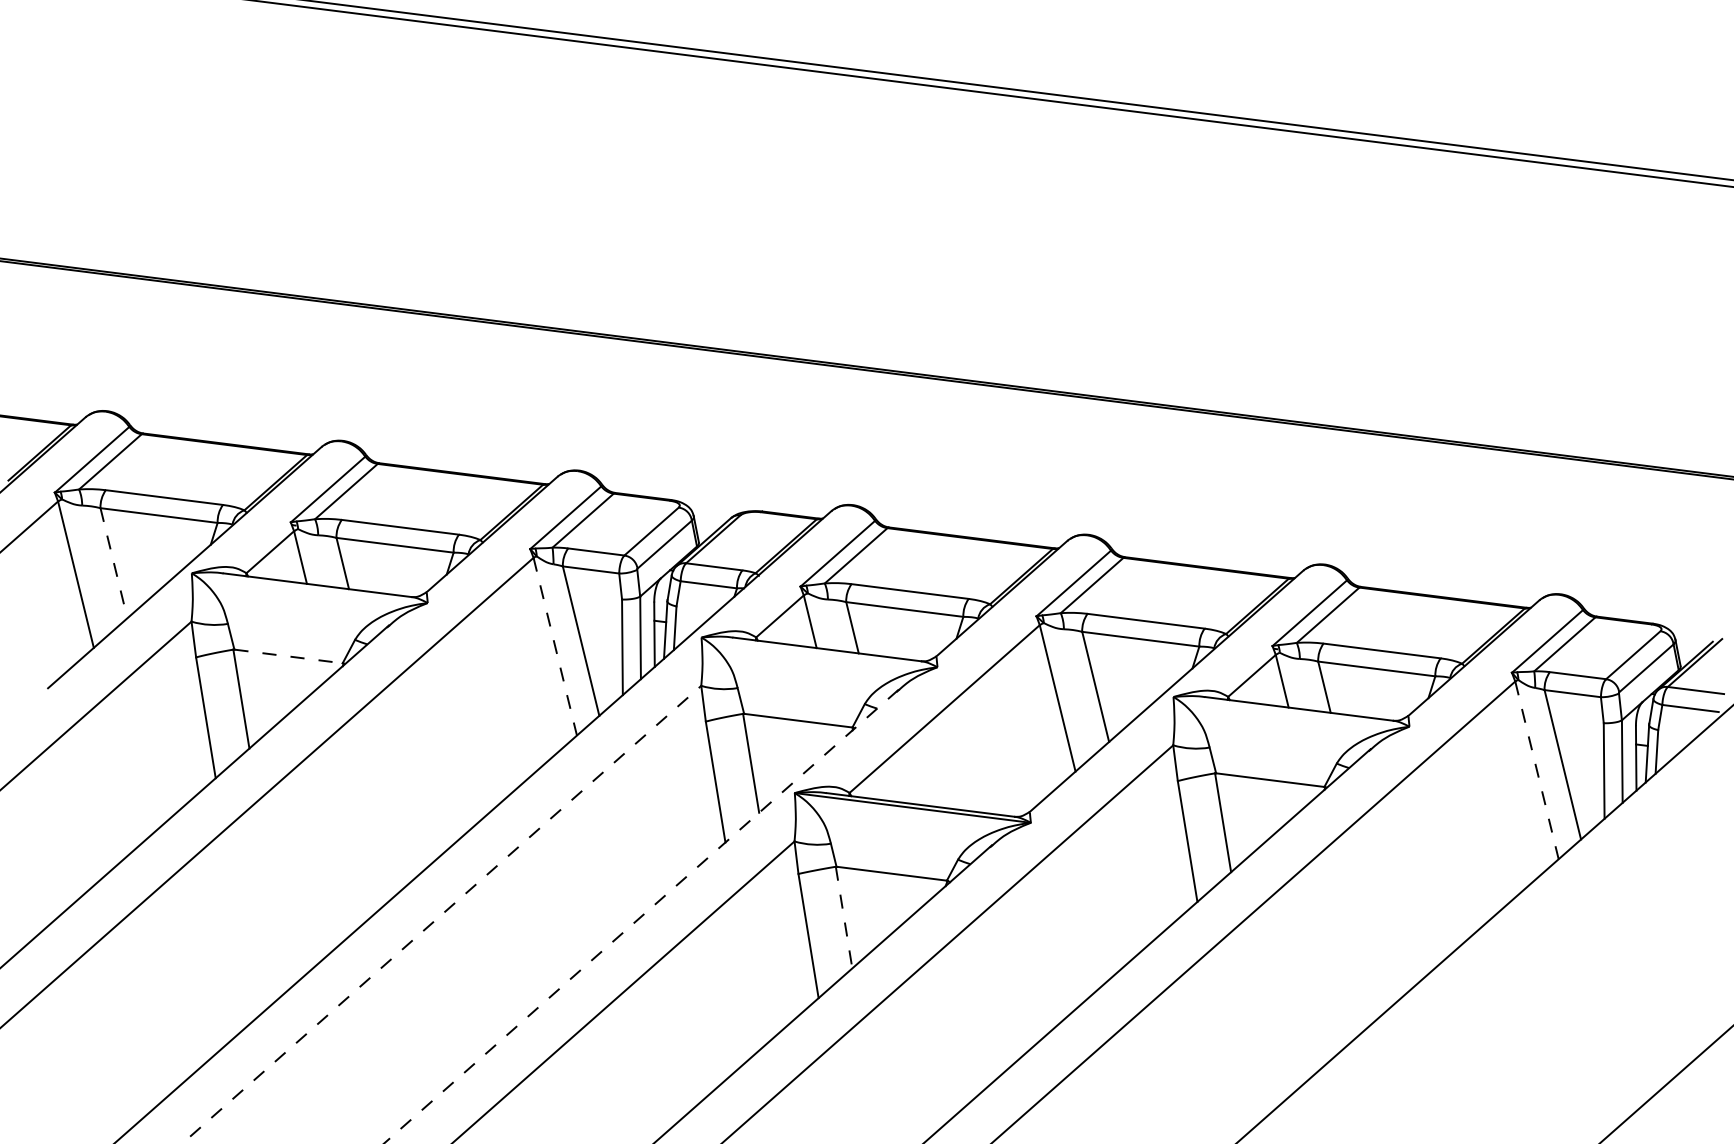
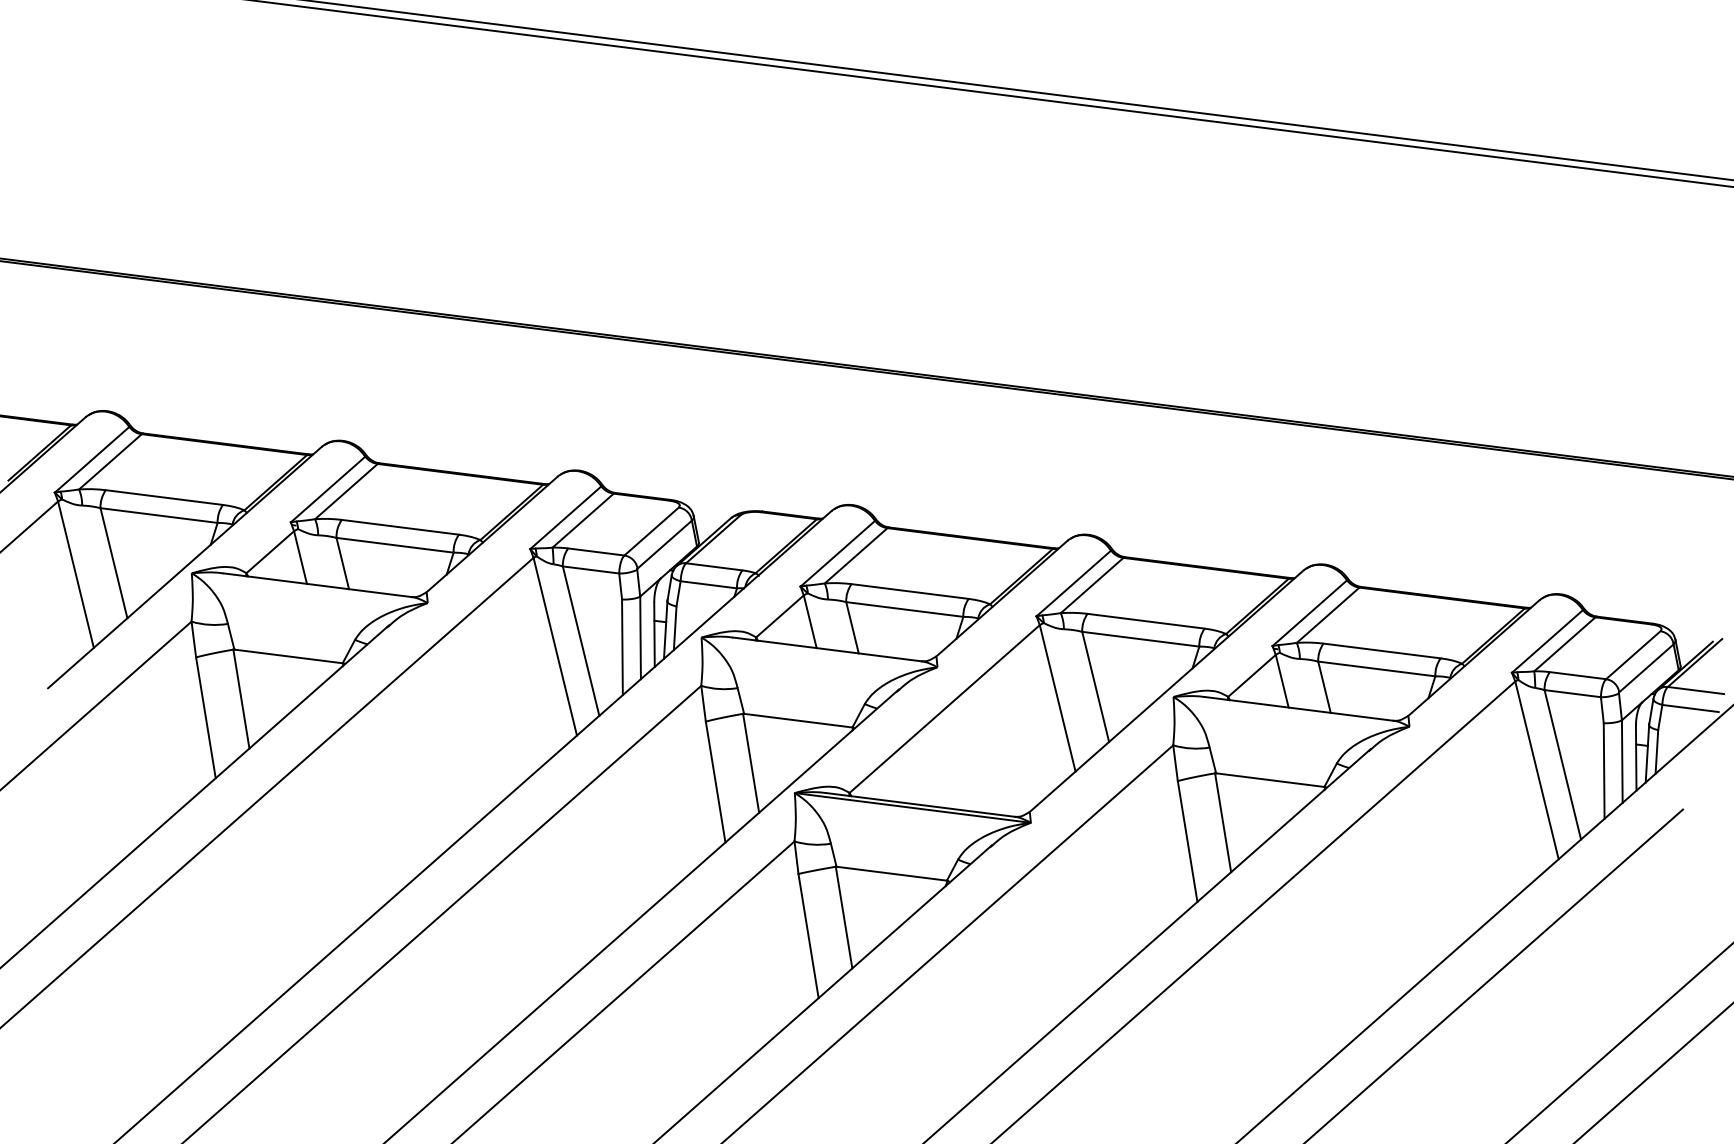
line: dashed -> solid (113, 563)
line: dashed -> solid (555, 647)
line: dashed -> solid (288, 656)
line: dashed -> solid (1537, 770)
line: dashed -> solid (441, 914)
line: dashed -> solid (640, 917)
line: dashed -> solid (844, 917)
line: none -> present (1494, 974)
line: none -> present (1619, 1042)
line position: (1666, 1083) -> (1653, 1072) (1653, 1072)
